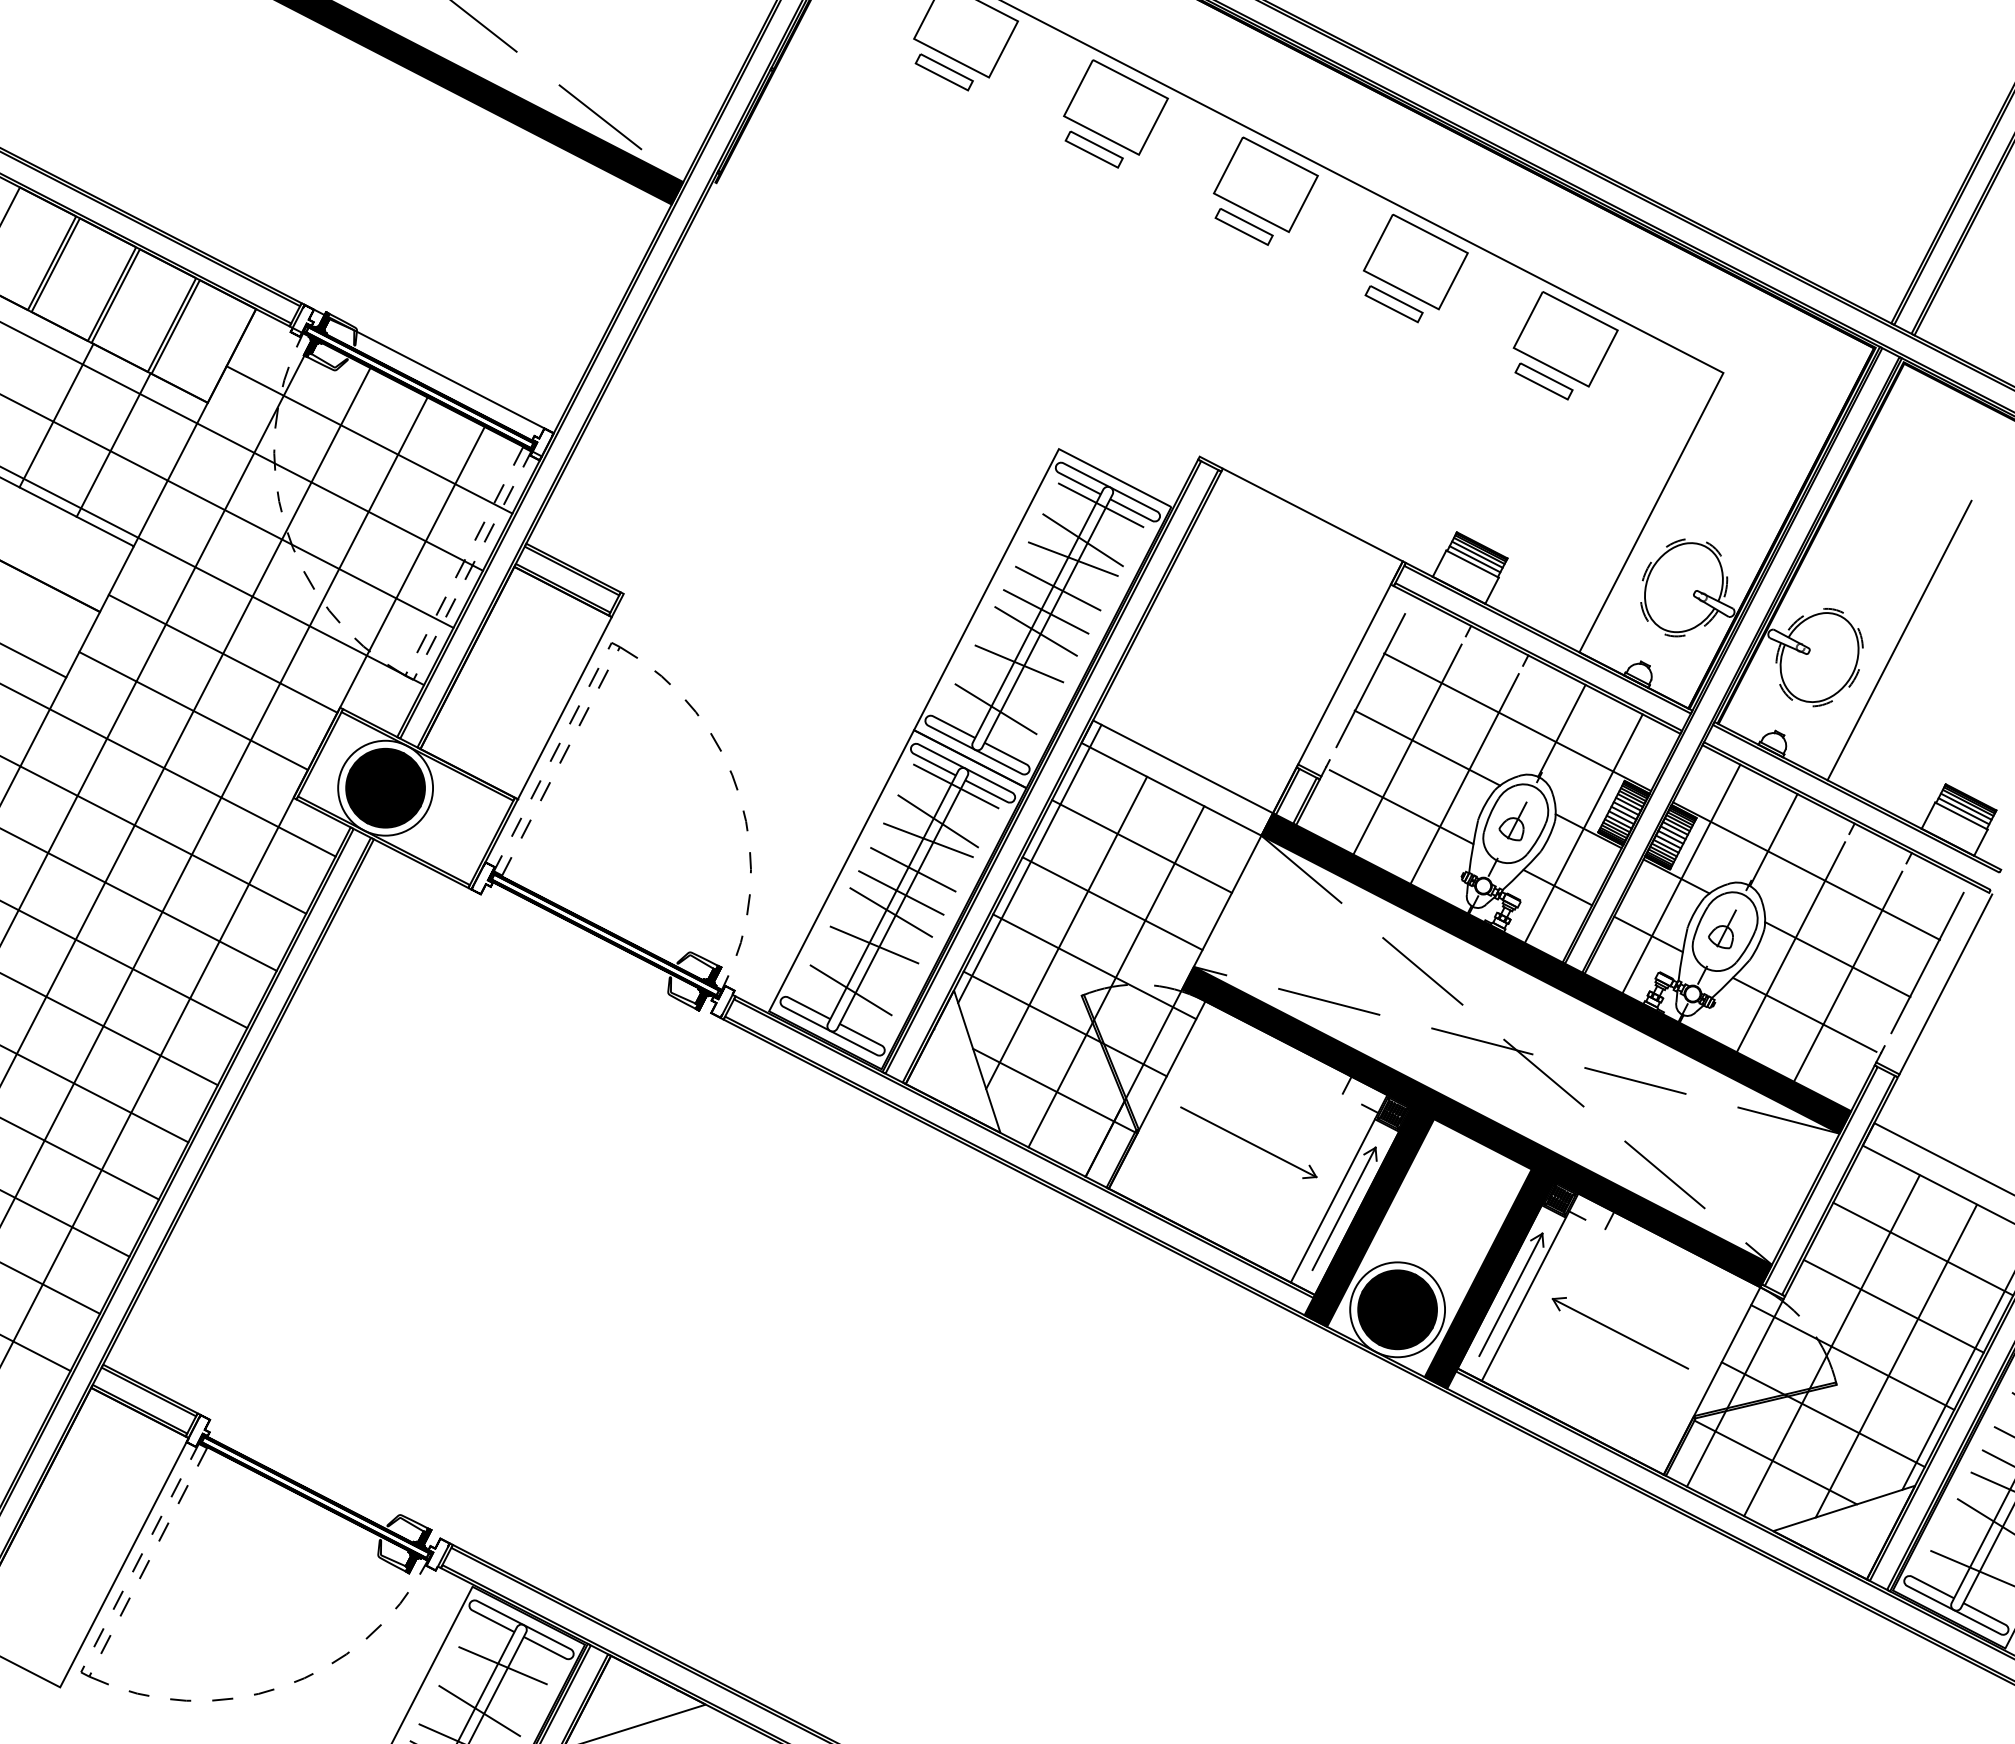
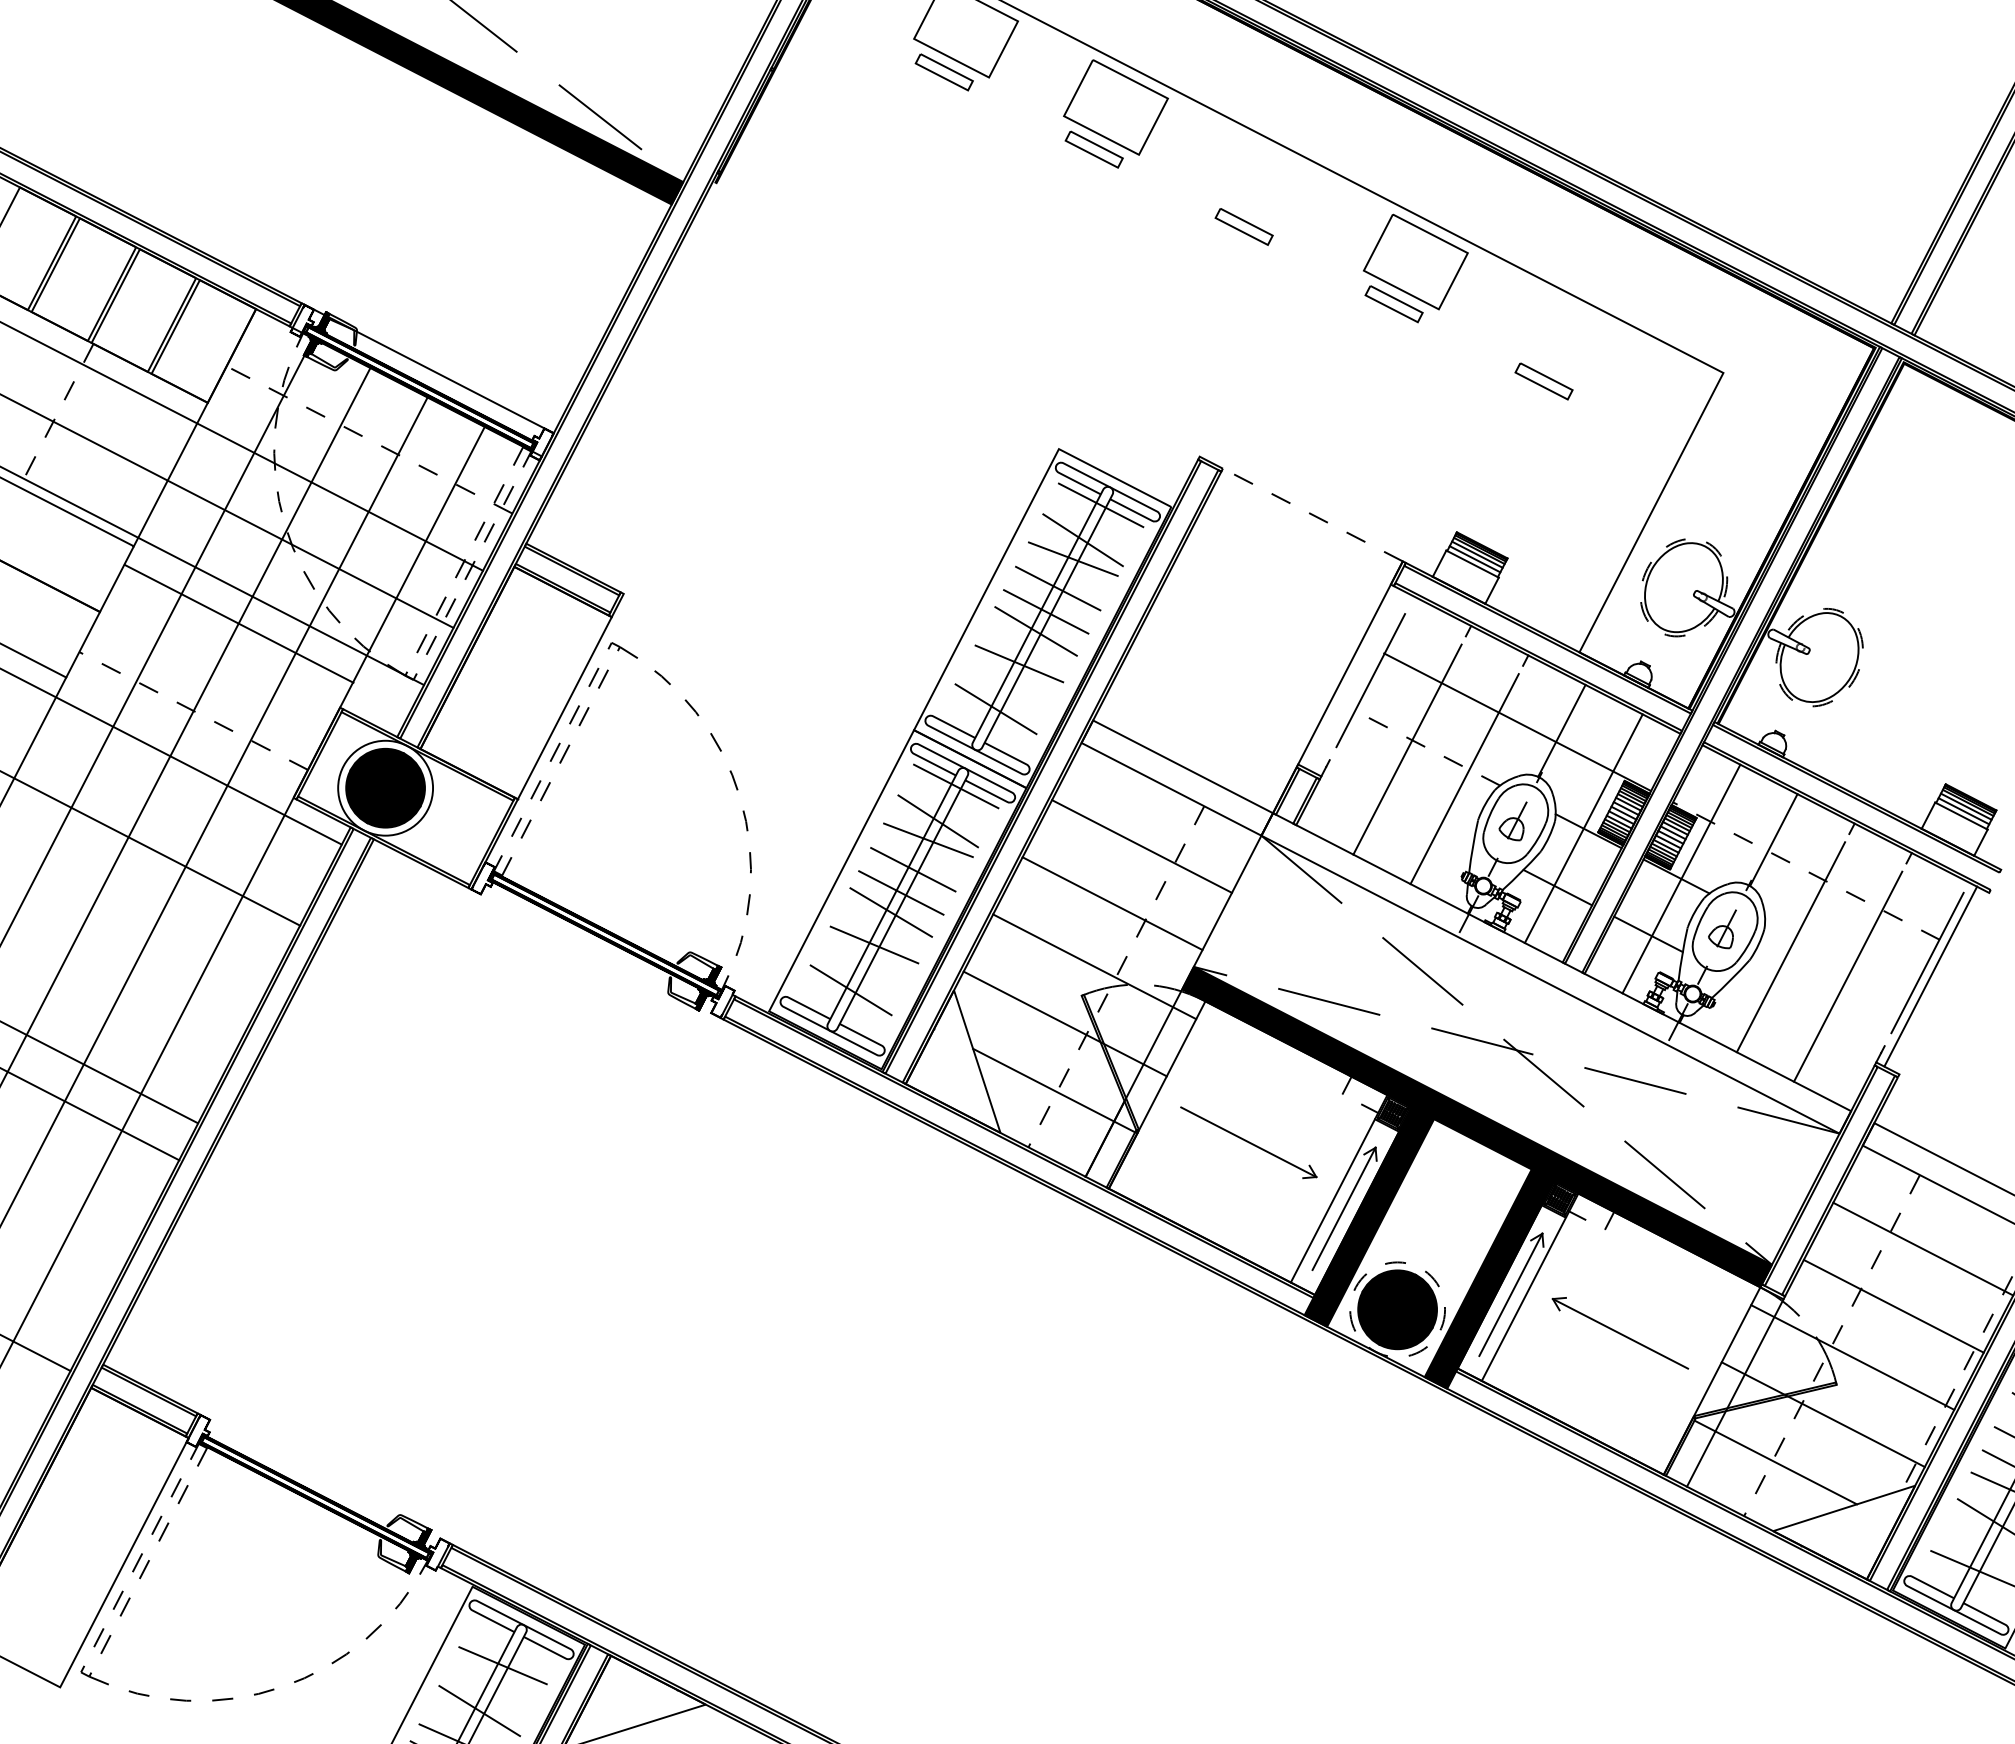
part: present -> none (1265, 184)
part: present -> none (1565, 339)
line: solid -> dashed (56, 415)
line: solid -> dashed (369, 439)
line: present -> none (113, 444)
line: solid -> dashed (1312, 514)
line: present -> none (1899, 640)
line position: (222, 653) -> (238, 623) (238, 623)
line: solid -> dashed (193, 711)
line: solid -> dashed (1427, 748)
line position: (168, 770) -> (171, 756) (171, 756)
line: present -> none (1401, 807)
line position: (154, 834) -> (151, 848) (151, 848)
line: present -> none (1029, 863)
line: solid -> dashed (1806, 870)
line: present -> none (139, 899)
line: present -> none (1066, 932)
line: present -> none (1837, 959)
line: present -> none (124, 964)
fill: present -> none (1556, 973)
line: solid -> dashed (1116, 976)
line position: (1945, 984) -> (1930, 976) (1930, 976)
line: present -> none (1804, 1014)
line position: (109, 1029) -> (99, 1072) (99, 1072)
line position: (95, 1094) -> (90, 1114) (90, 1114)
line: present -> none (80, 1158)
line: present -> none (65, 1223)
line: present -> none (51, 1288)
circle: solid -> dashed (1397, 1309)
line: solid -> dashed (1831, 1345)
line: present -> none (1895, 1360)
line: solid -> dashed (1958, 1380)
